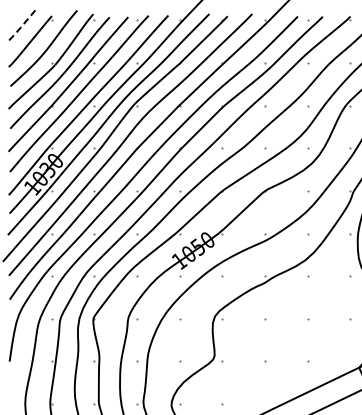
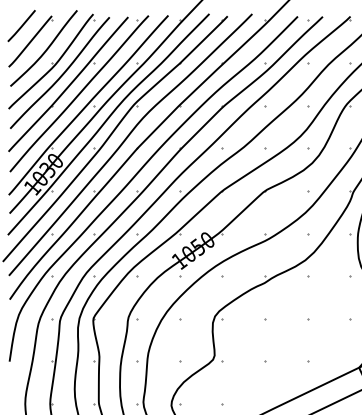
line: dashed -> solid (21, 27)
